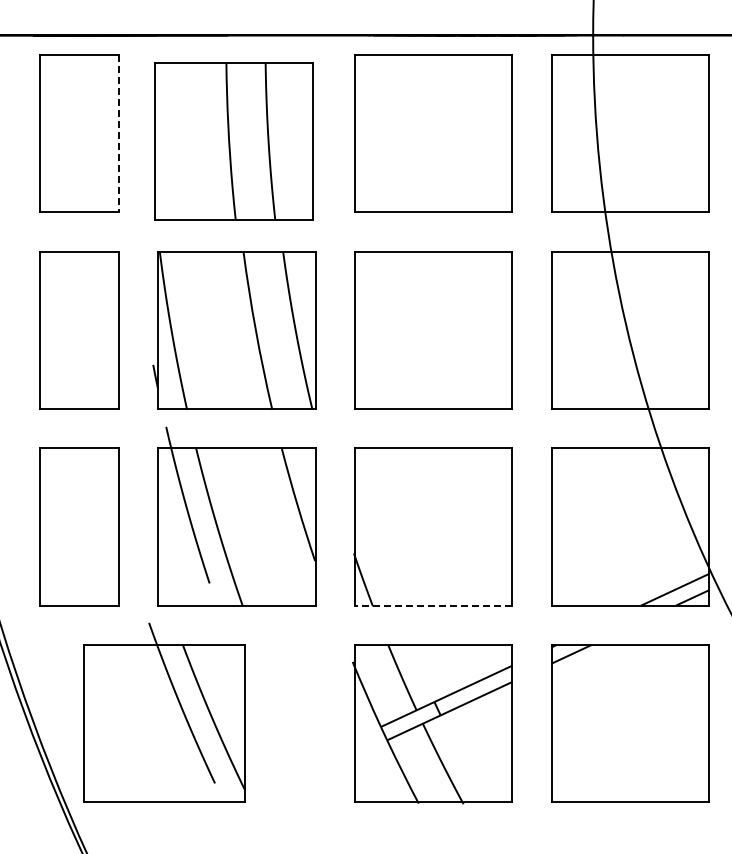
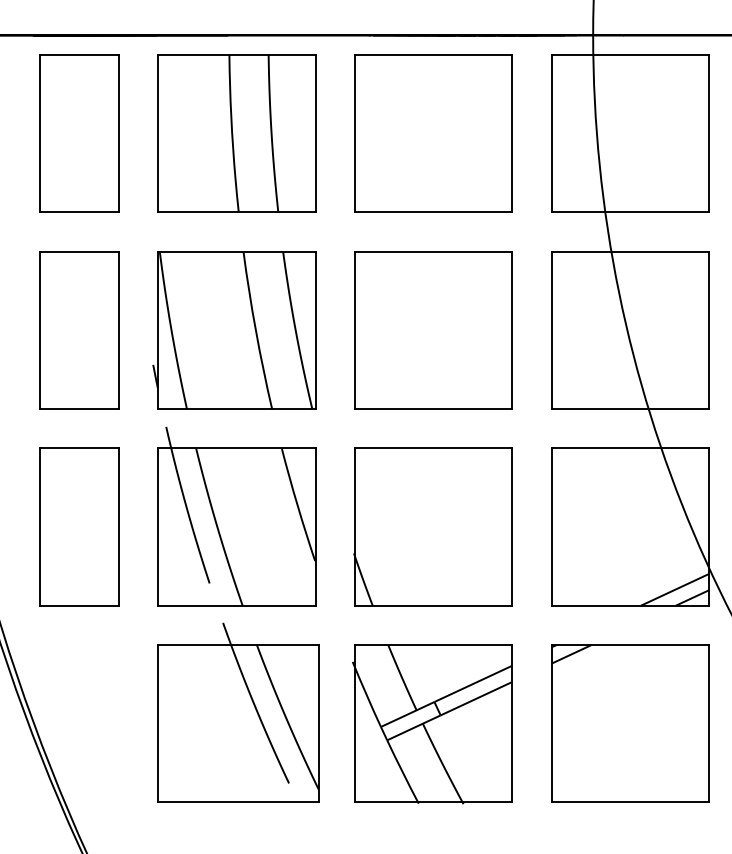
line: dashed -> solid (118, 133)
part position: (233, 141) -> (236, 133) (236, 133)
line: dashed -> solid (433, 605)
part position: (164, 712) -> (238, 712) (238, 712)
